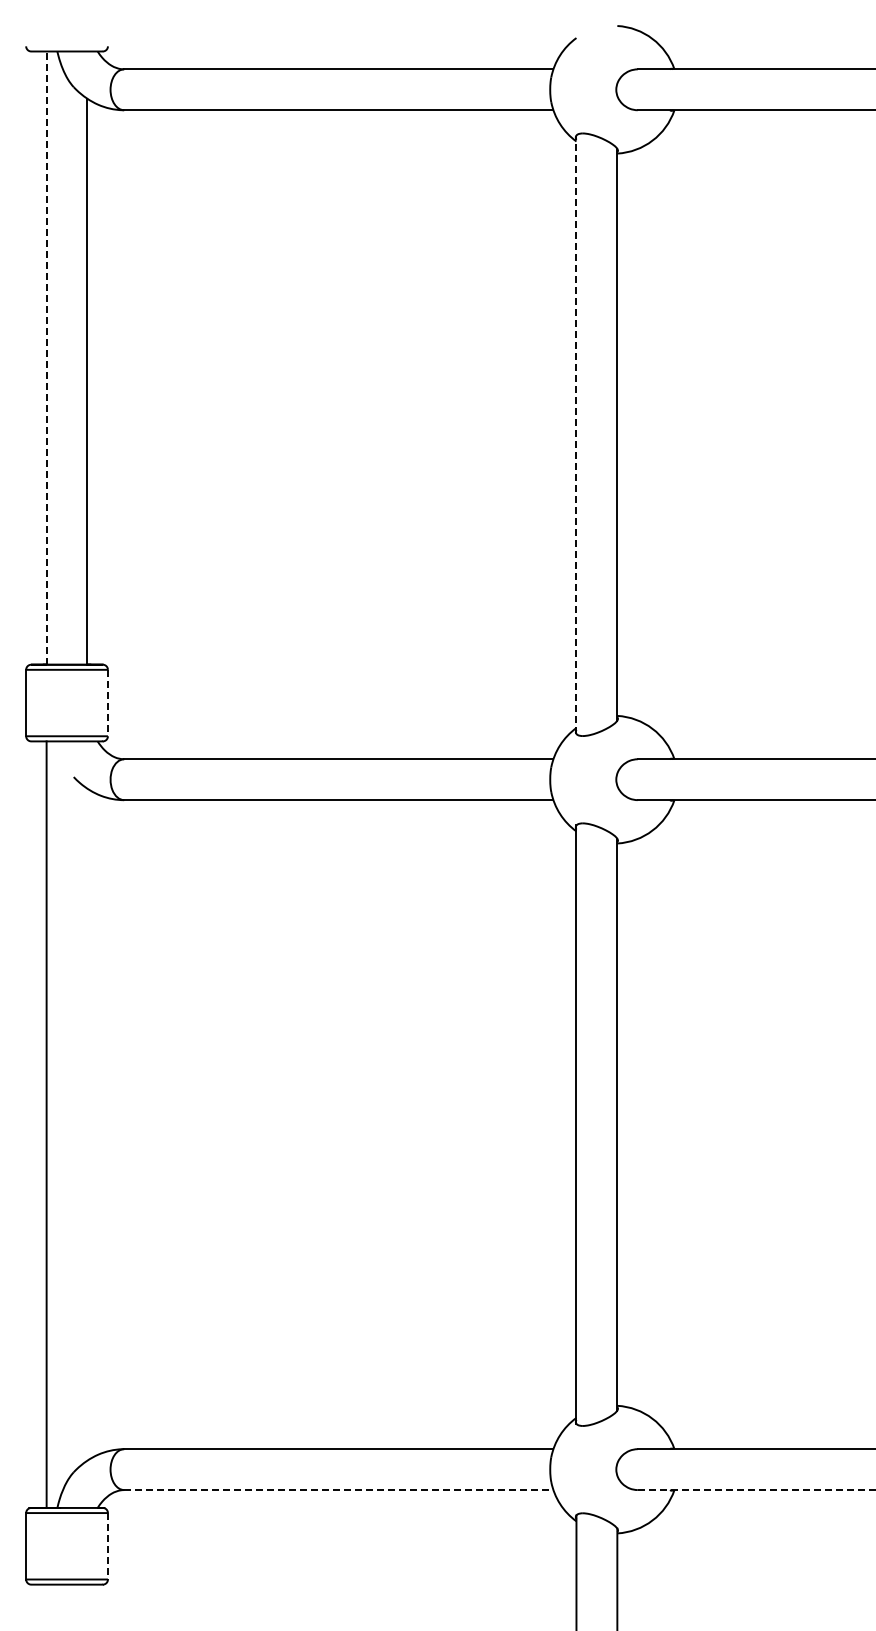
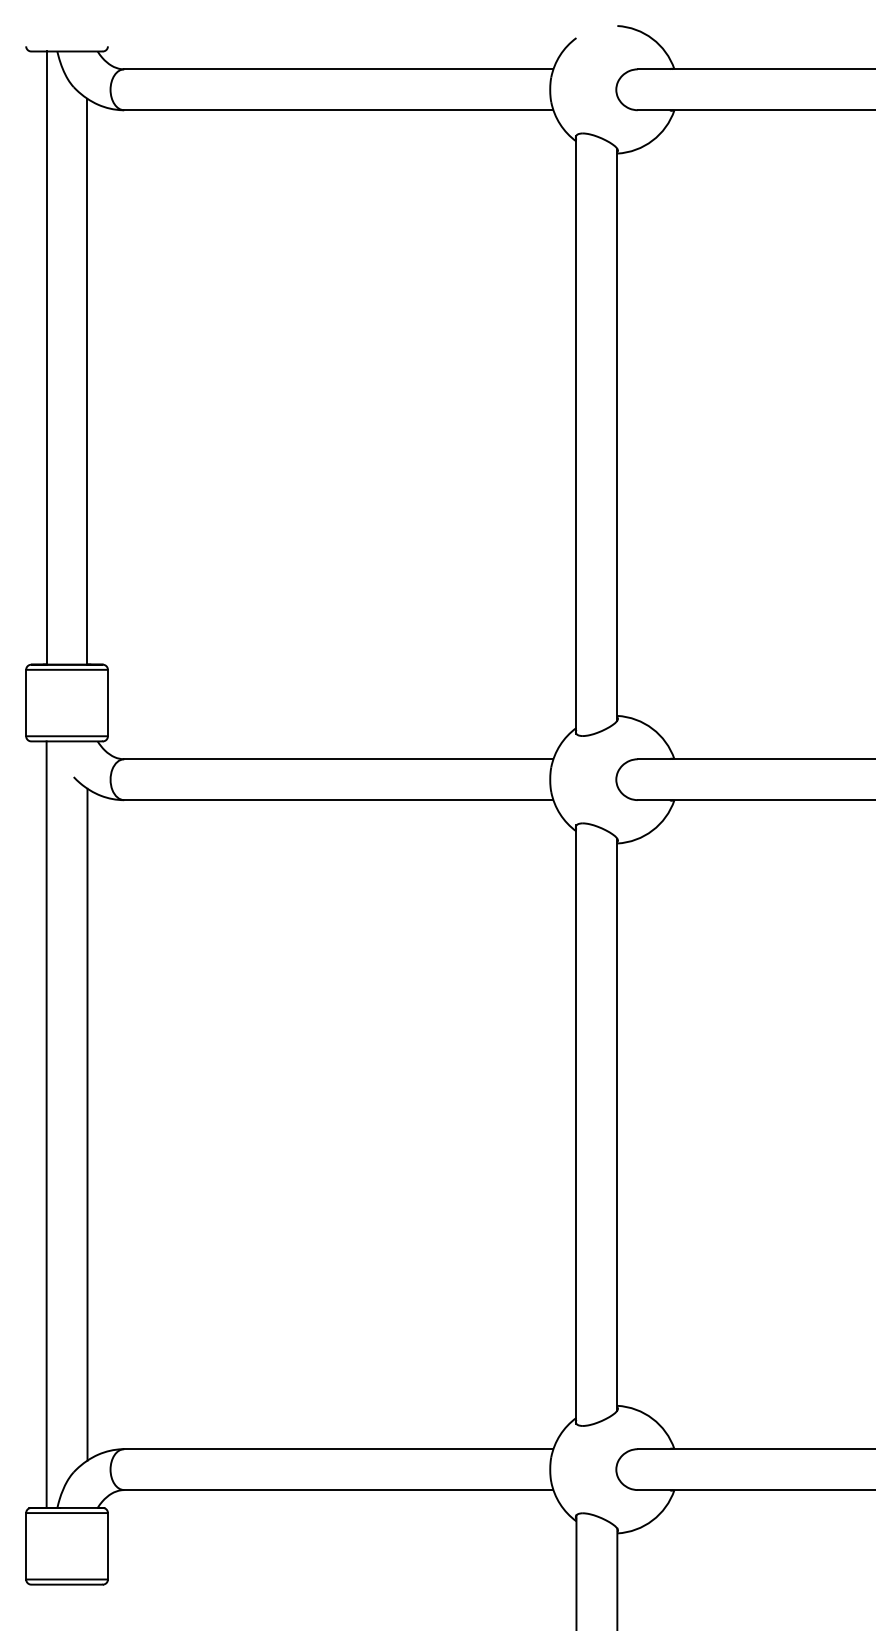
line: dashed -> solid (46, 358)
line: dashed -> solid (576, 434)
line: dashed -> solid (107, 703)
line: none -> present (87, 1124)
line: dashed -> solid (338, 1490)
line: dashed -> solid (756, 1490)
line: dashed -> solid (107, 1546)
